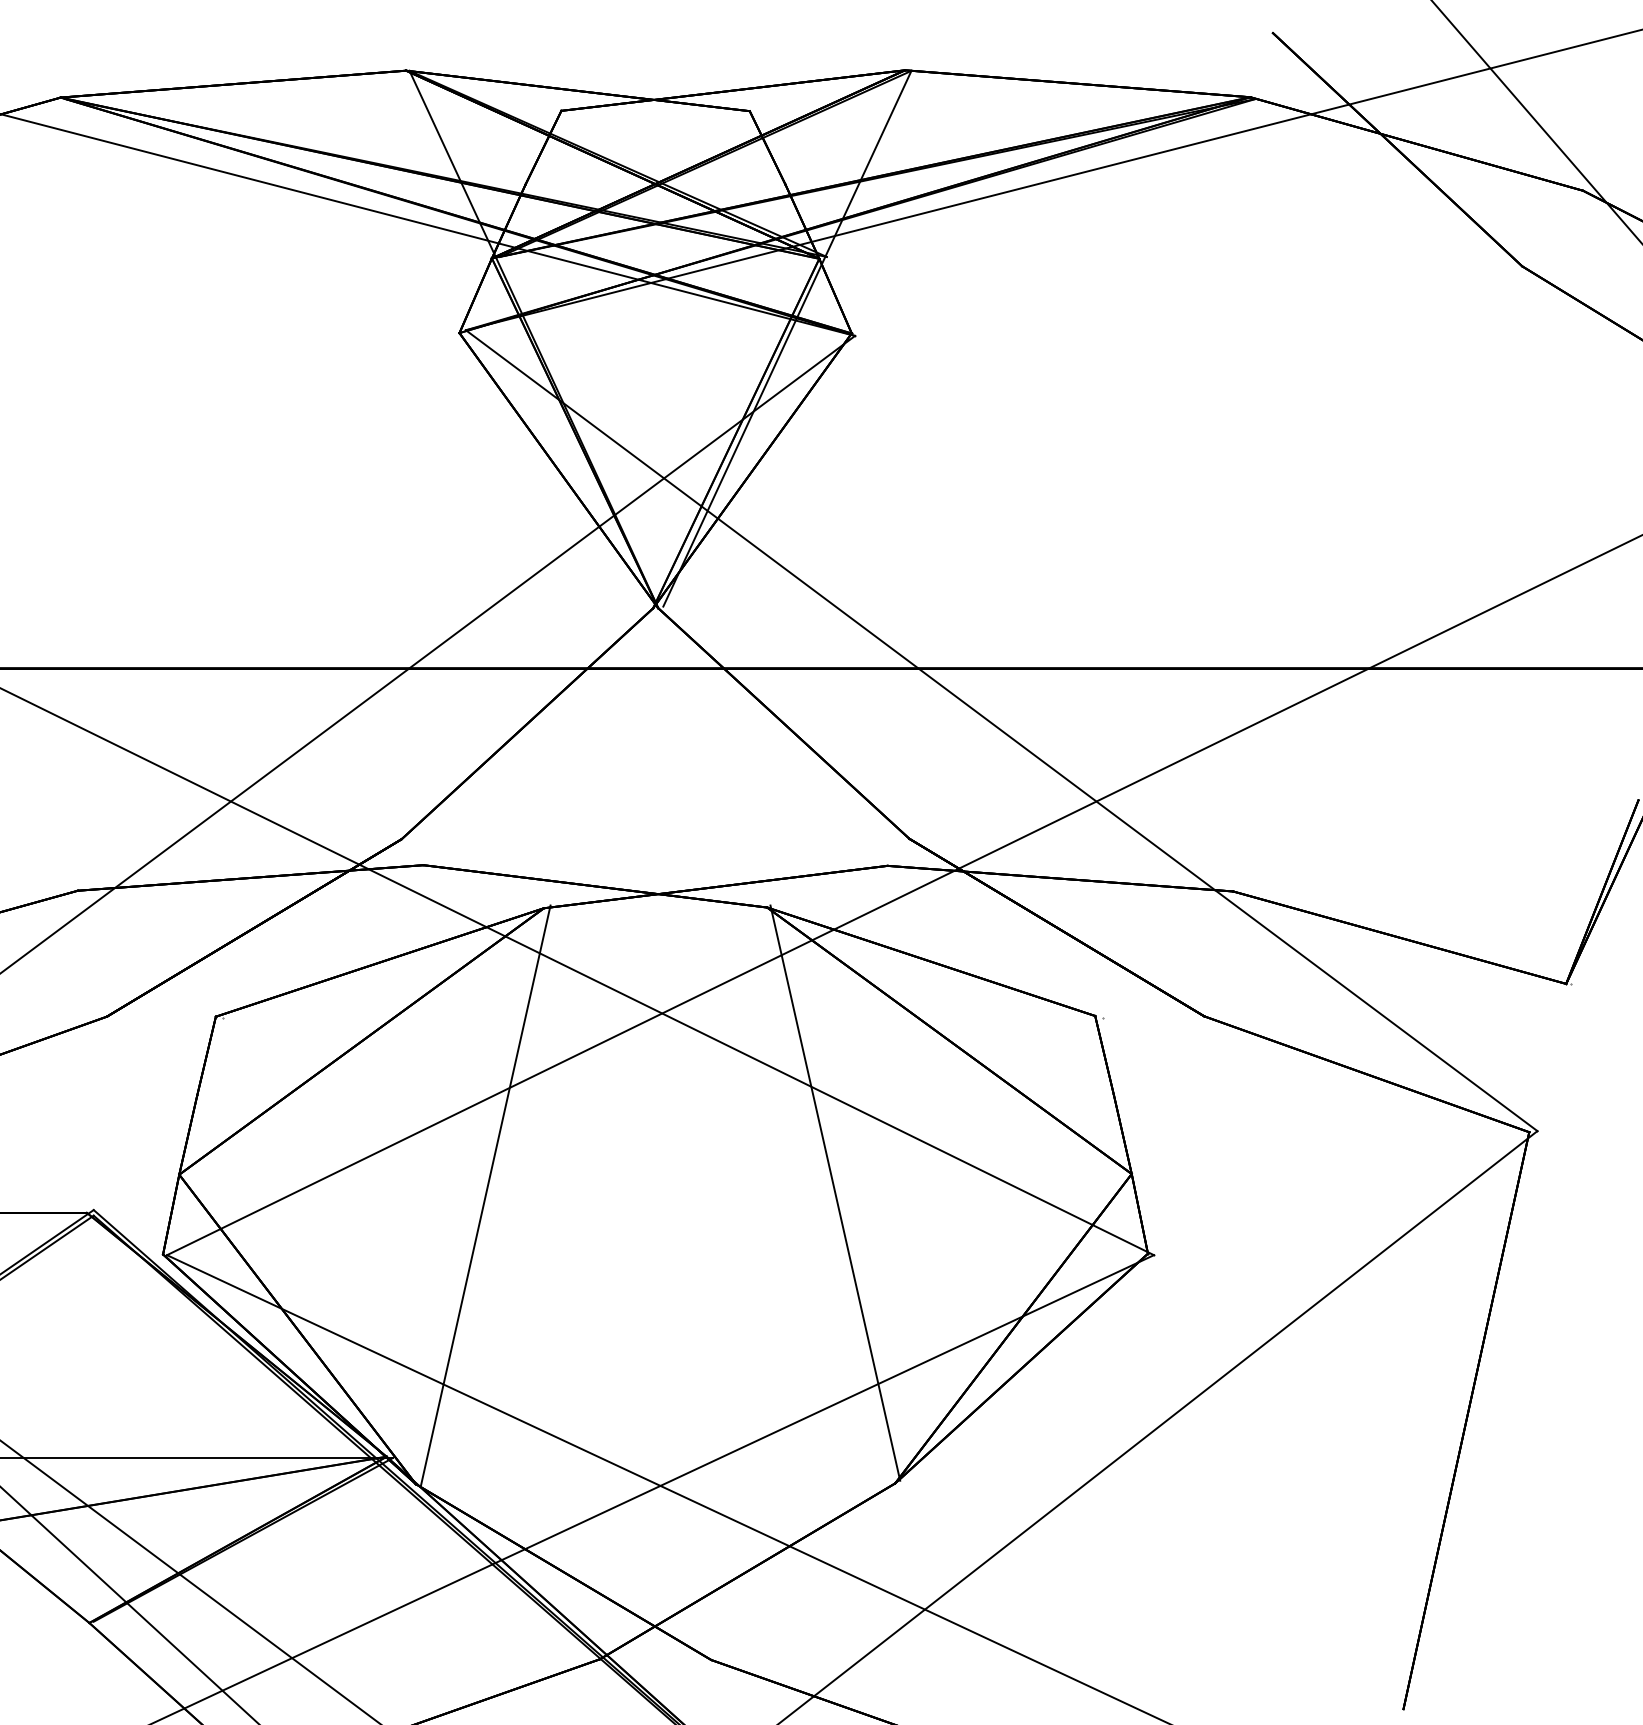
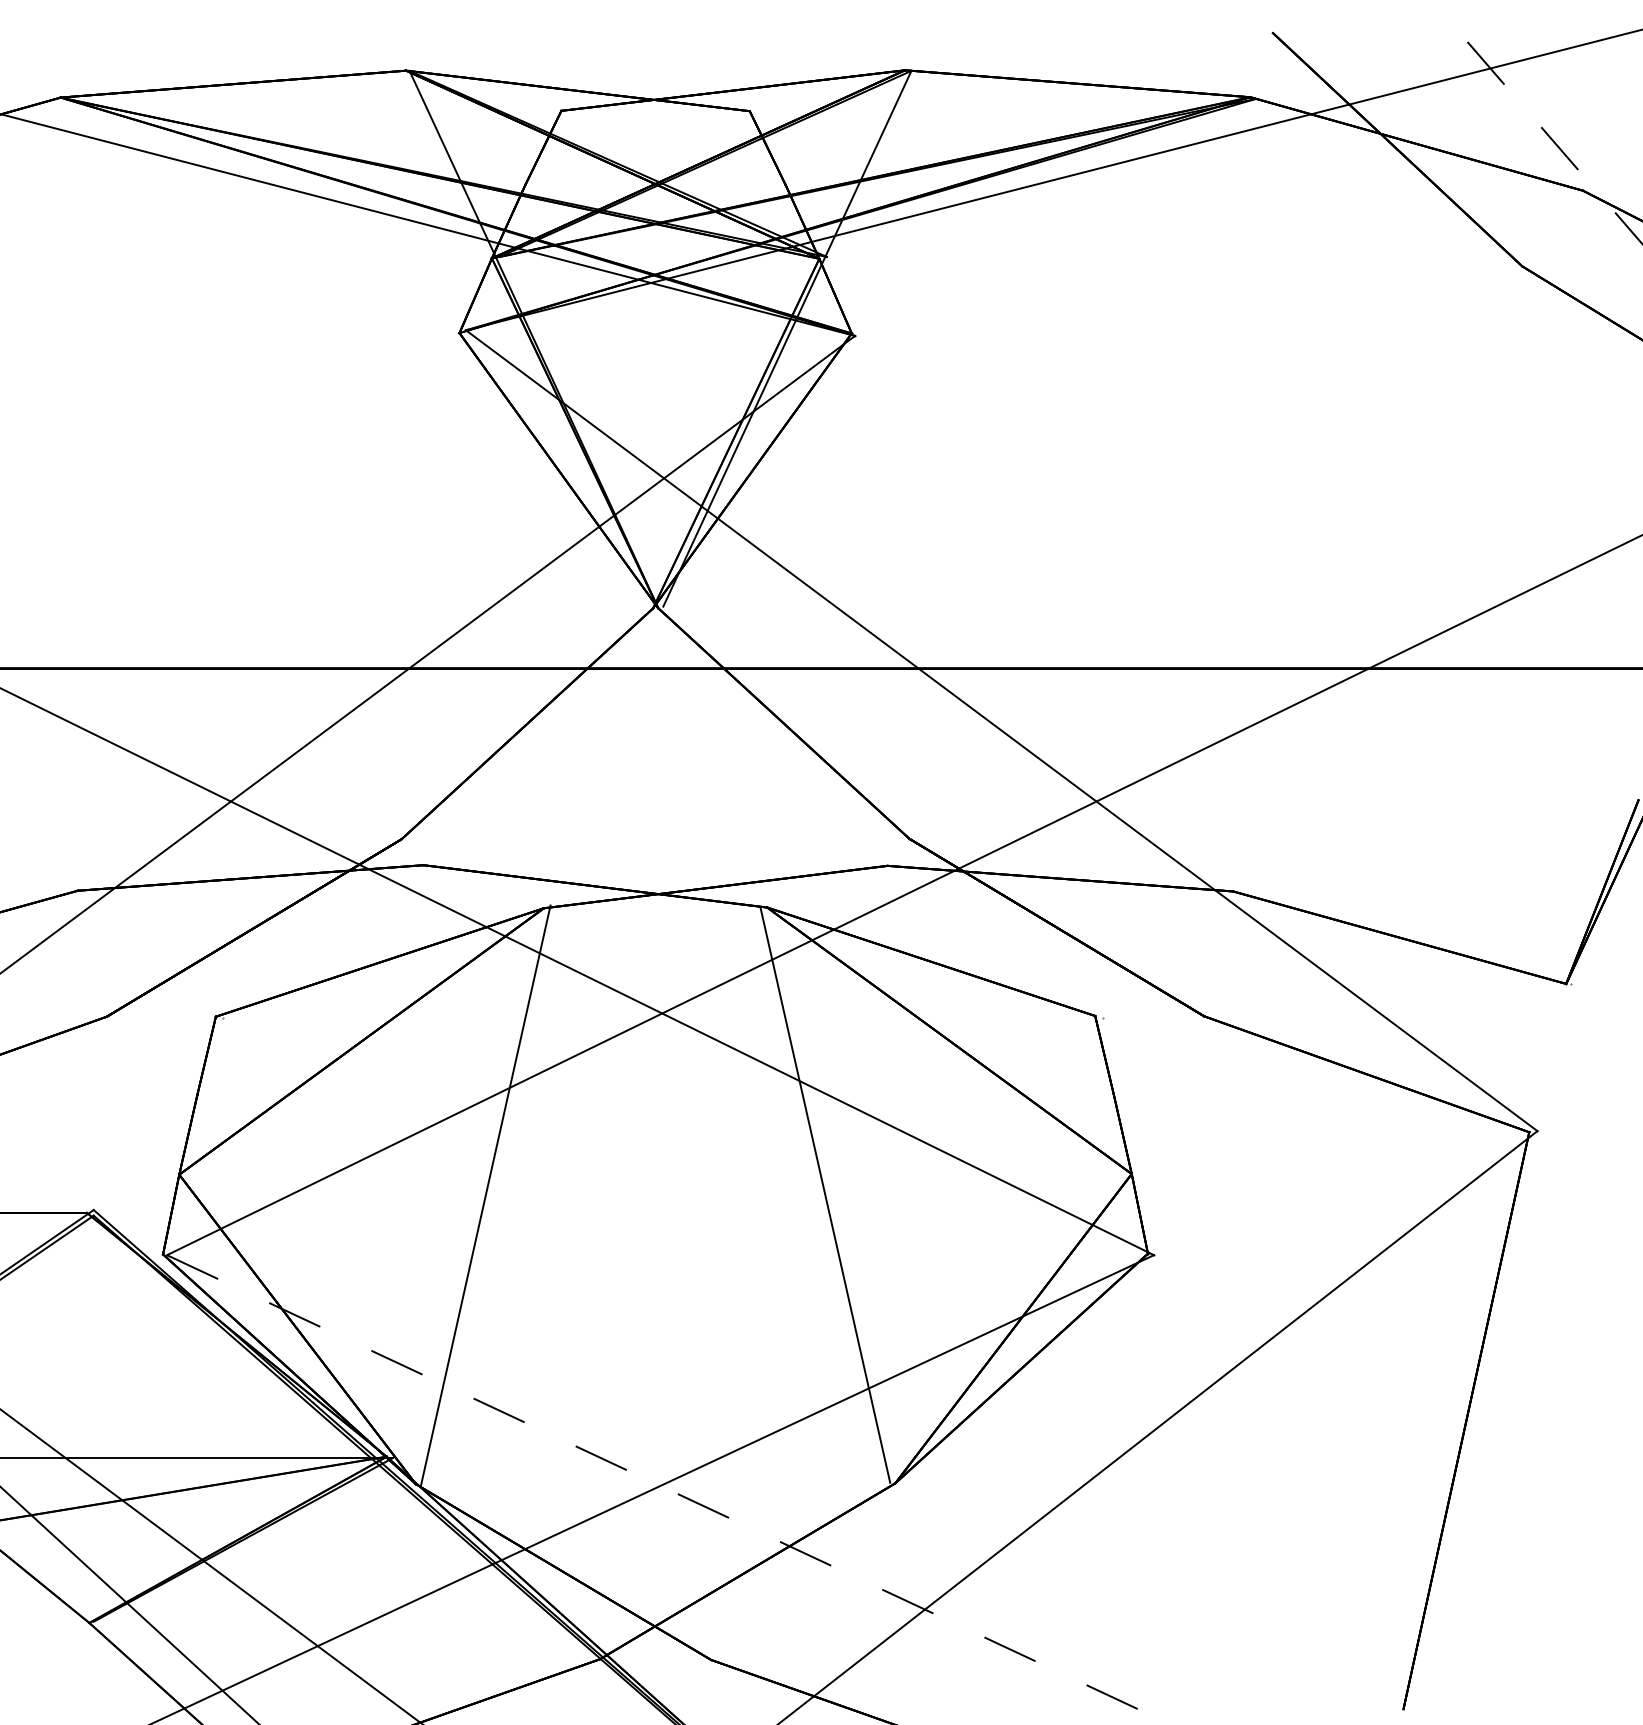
line: solid -> dashed (1537, 122)
line position: (835, 1192) -> (825, 1194) (825, 1194)
line: solid -> dashed (669, 1490)
line position: (189, 1581) -> (210, 1565) (210, 1565)
